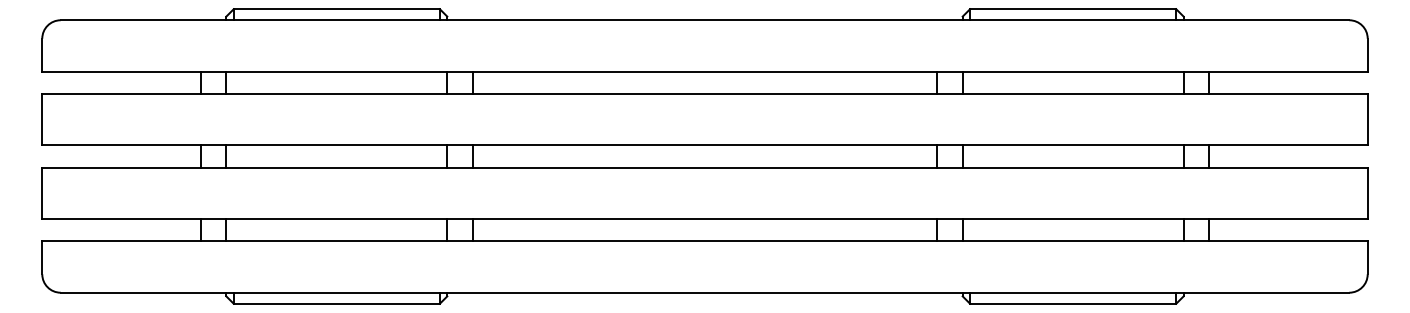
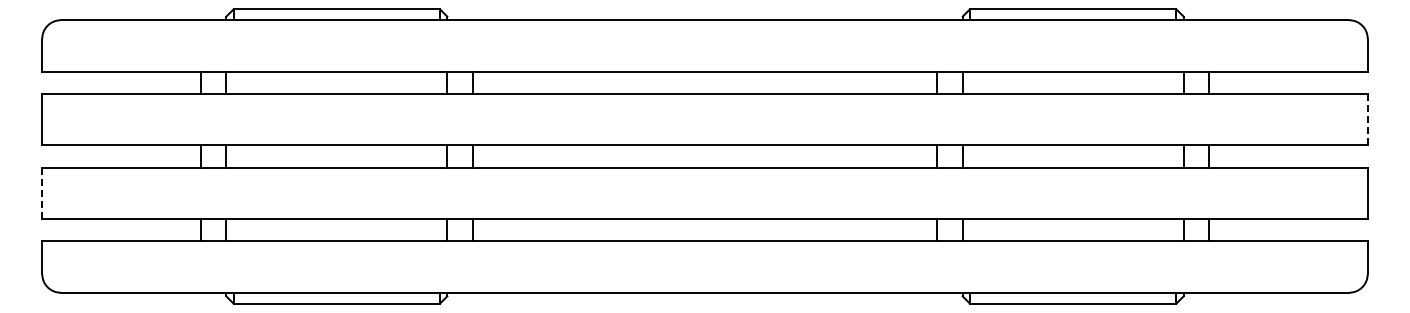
line: solid -> dashed (1367, 119)
line: solid -> dashed (42, 193)
